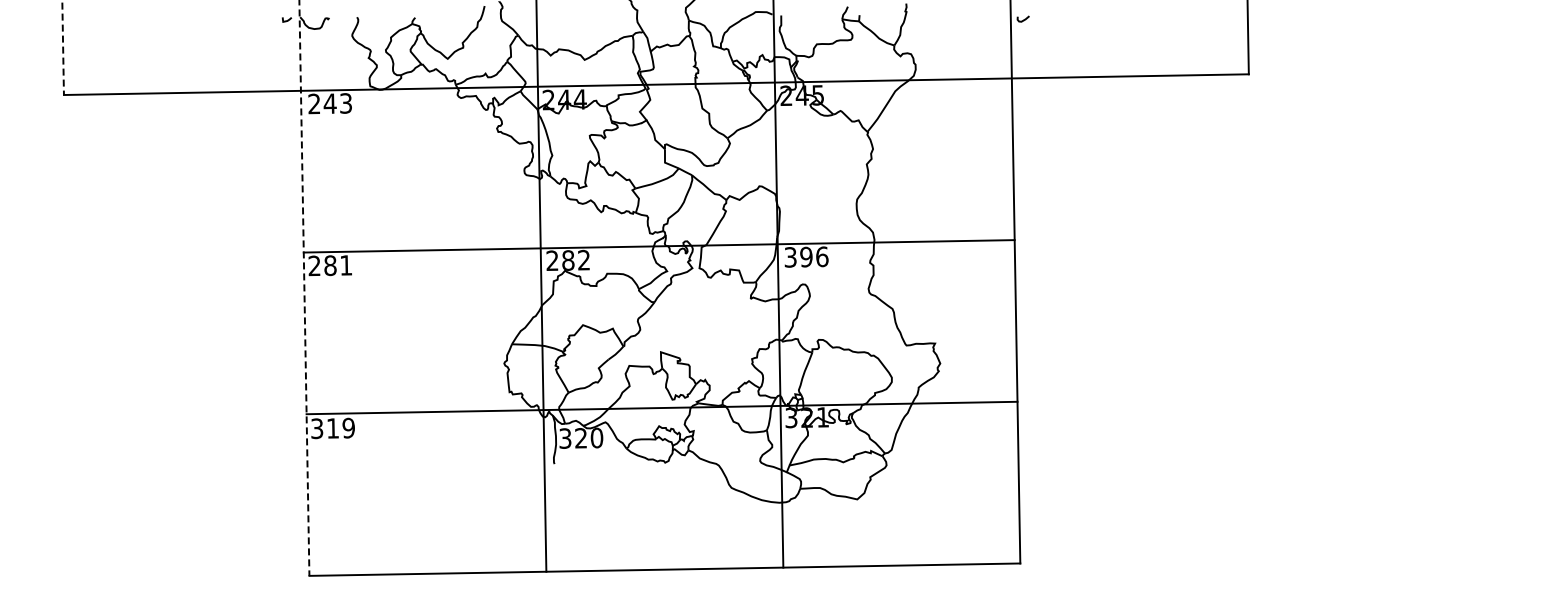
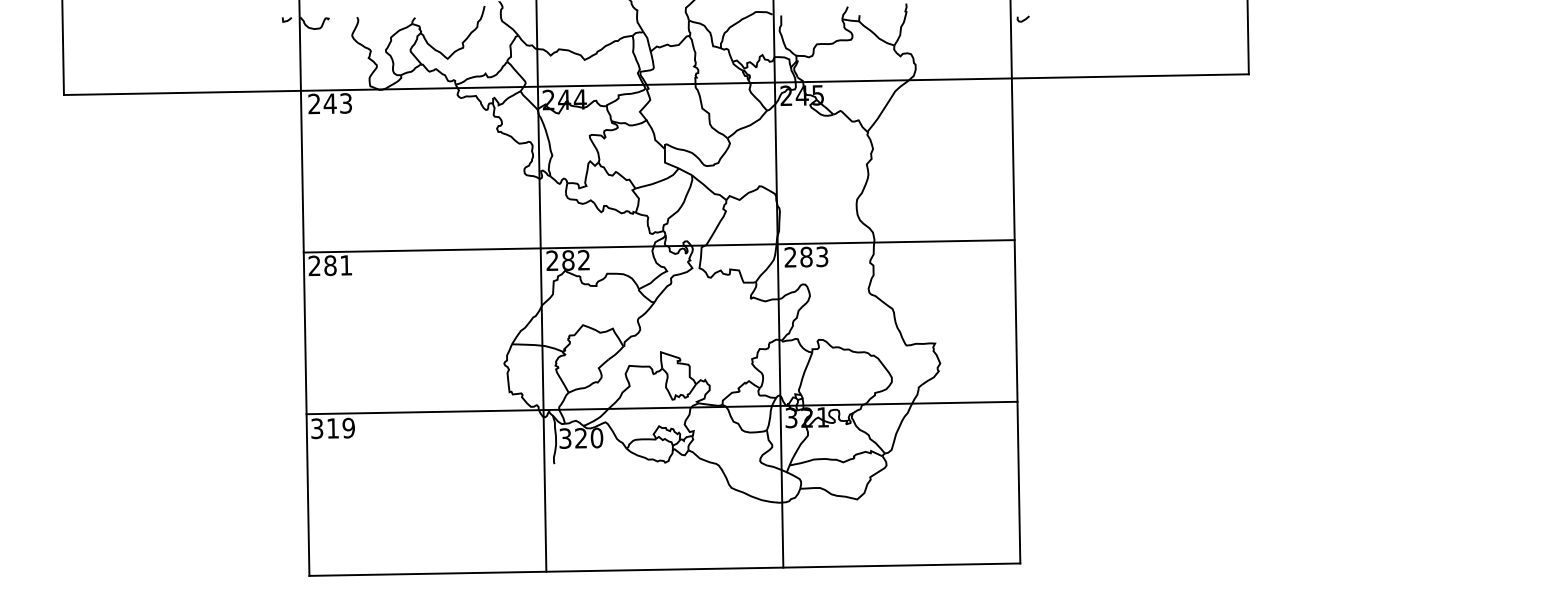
line: dashed -> solid (63, 48)
text: 396 -> 283 (806, 256)
line: dashed -> solid (304, 288)
